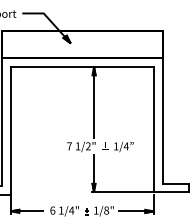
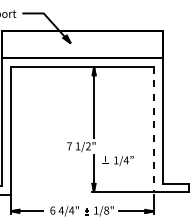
line: solid -> dashed (154, 129)
text position: (117, 147) -> (117, 161) (117, 161)
text: 1/4" -> 4/4" (60, 210)
